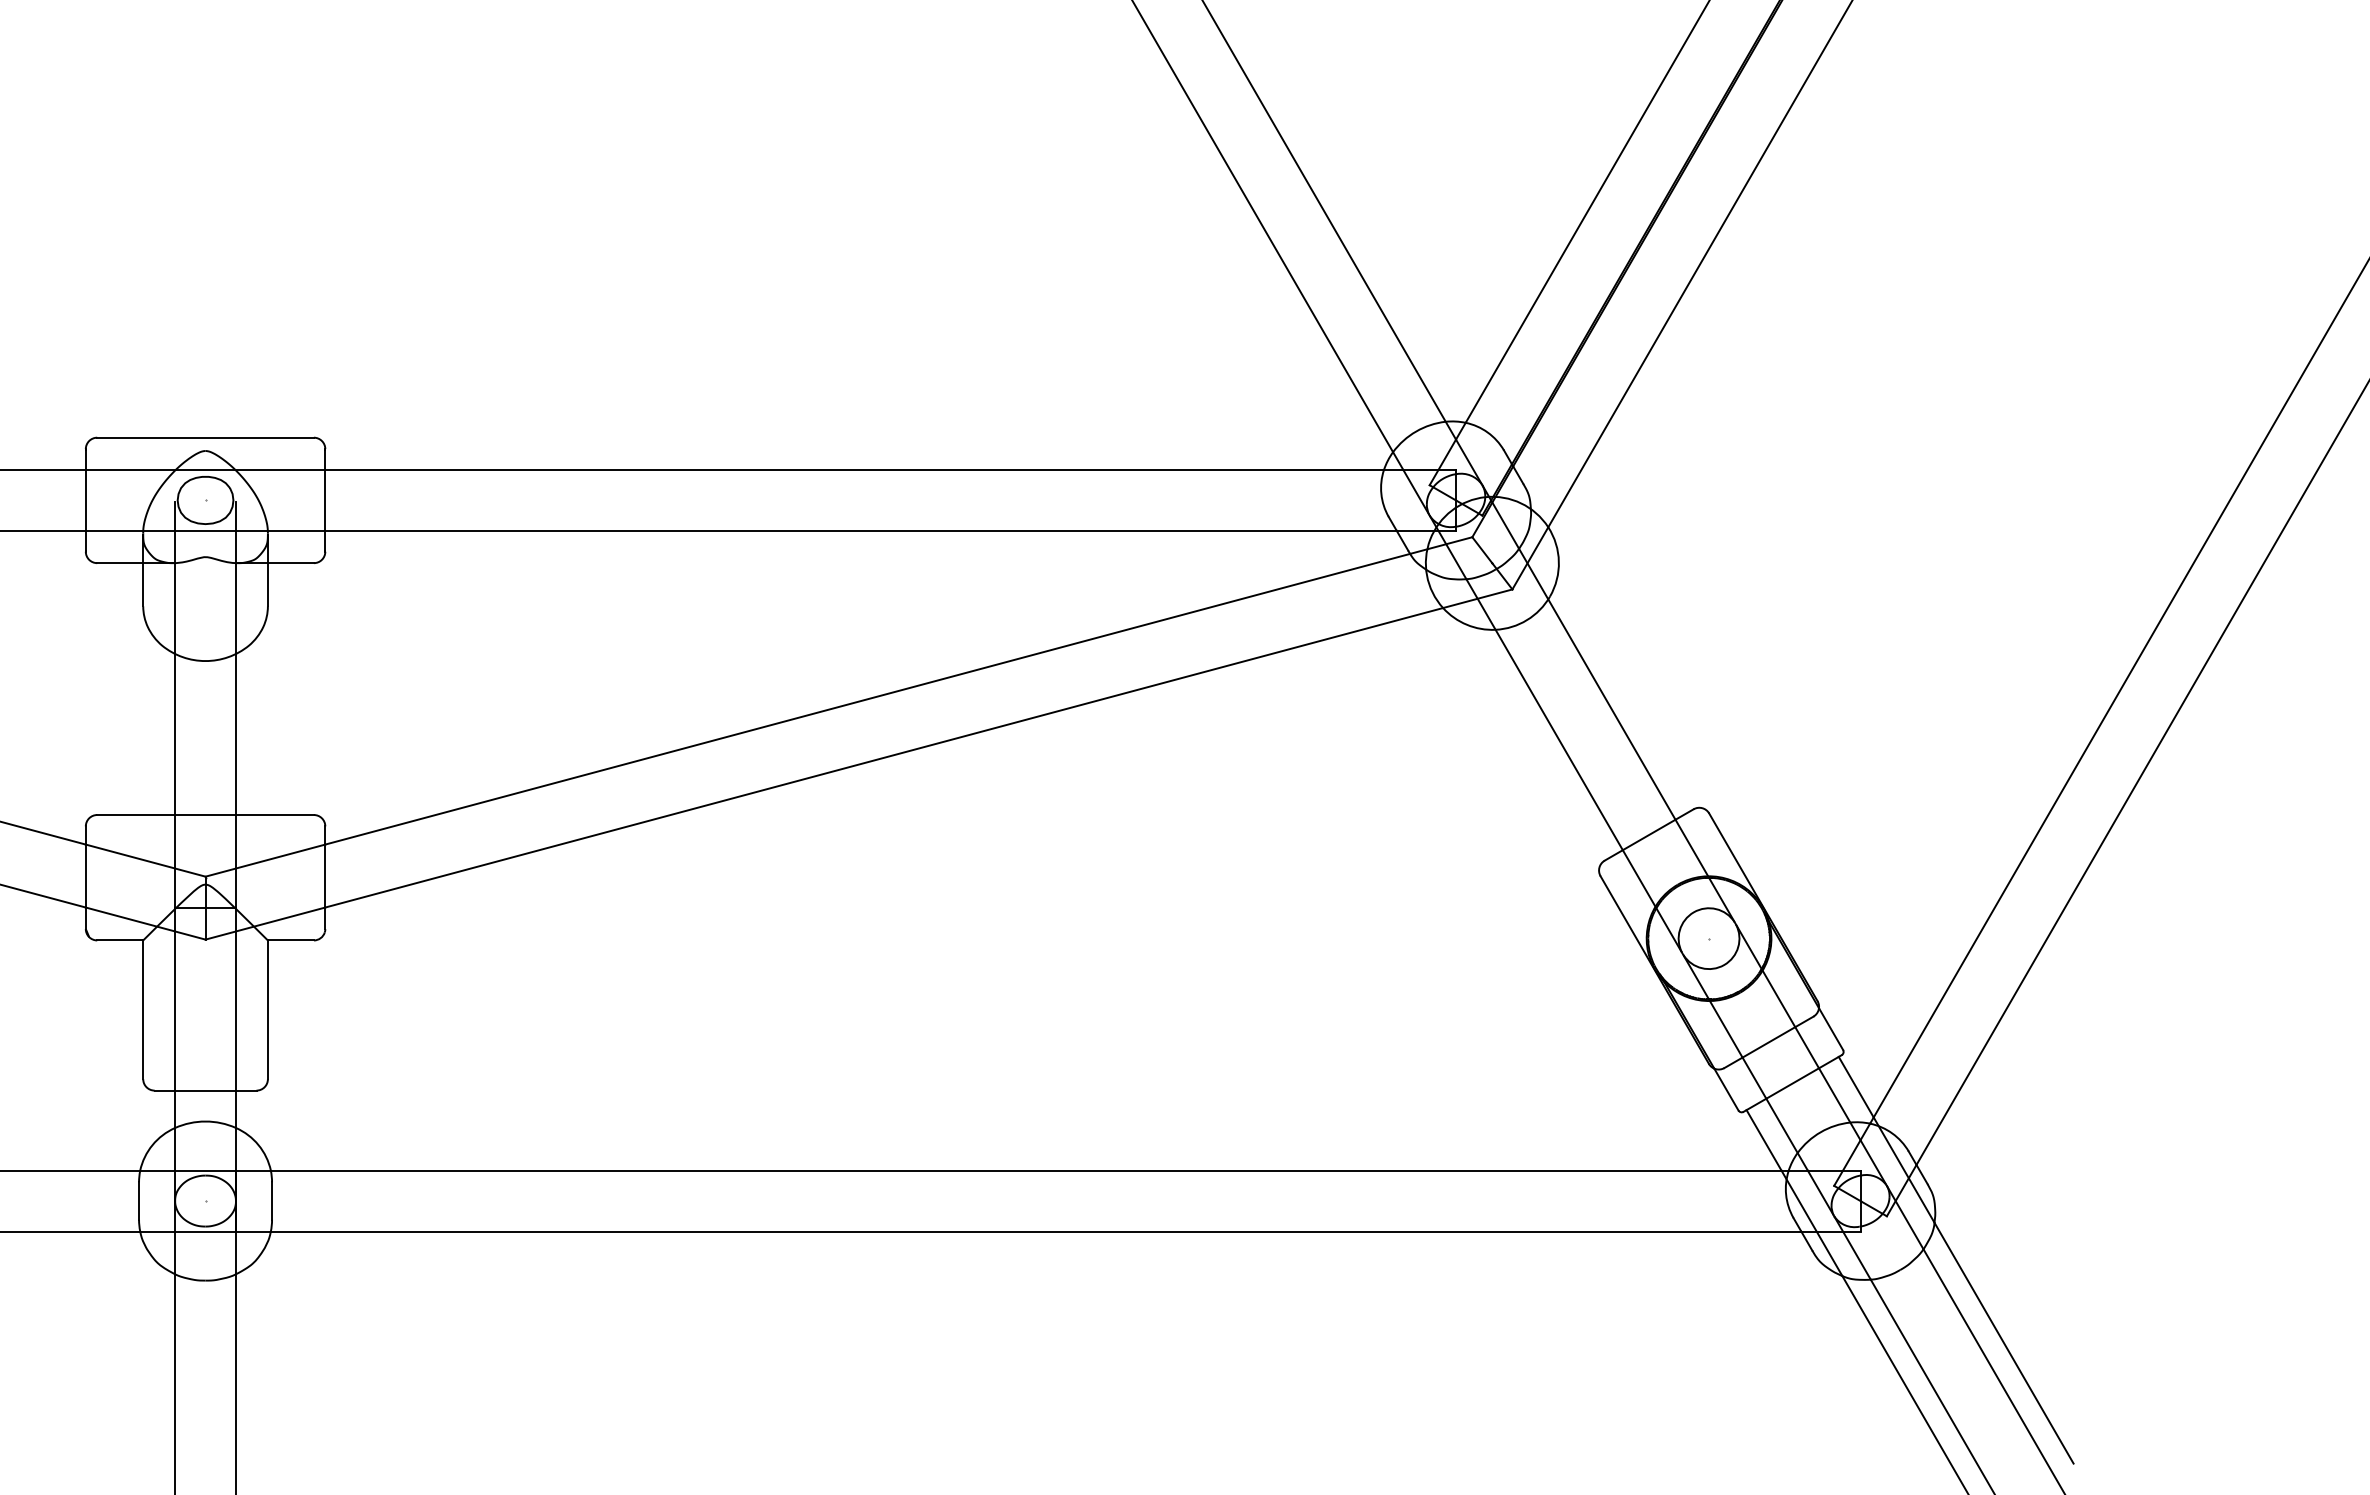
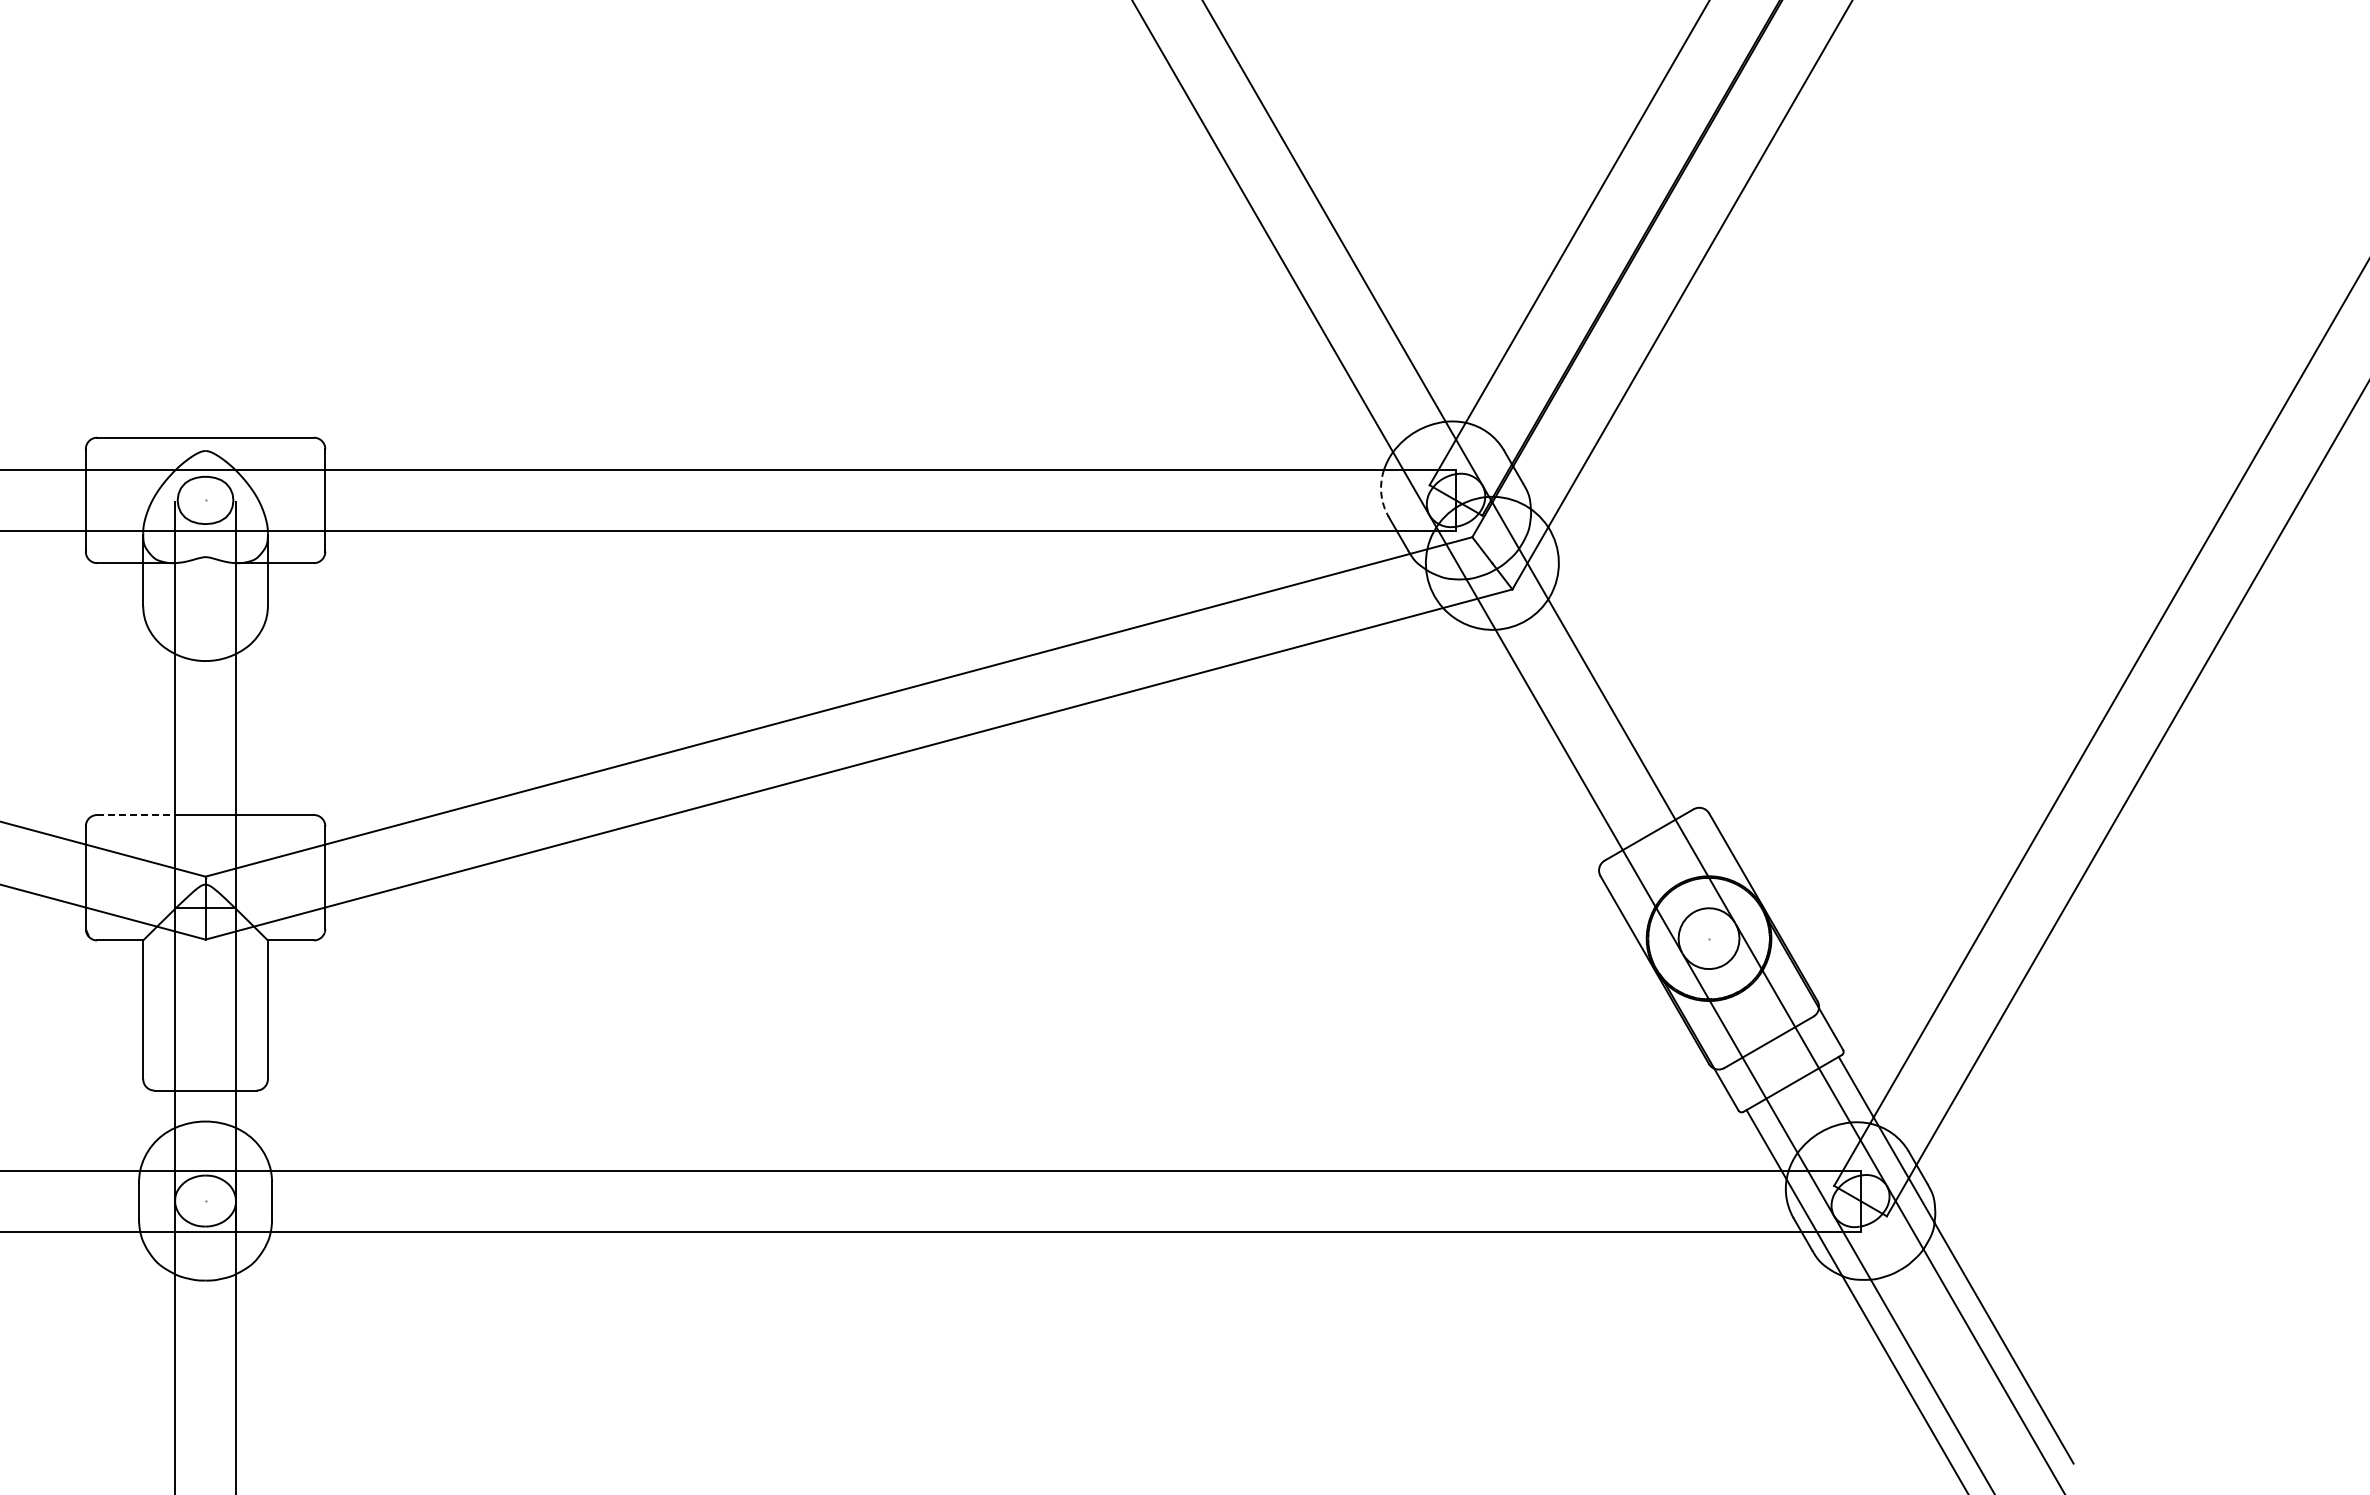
arc: solid -> dashed (1381, 493)
line: solid -> dashed (136, 815)
